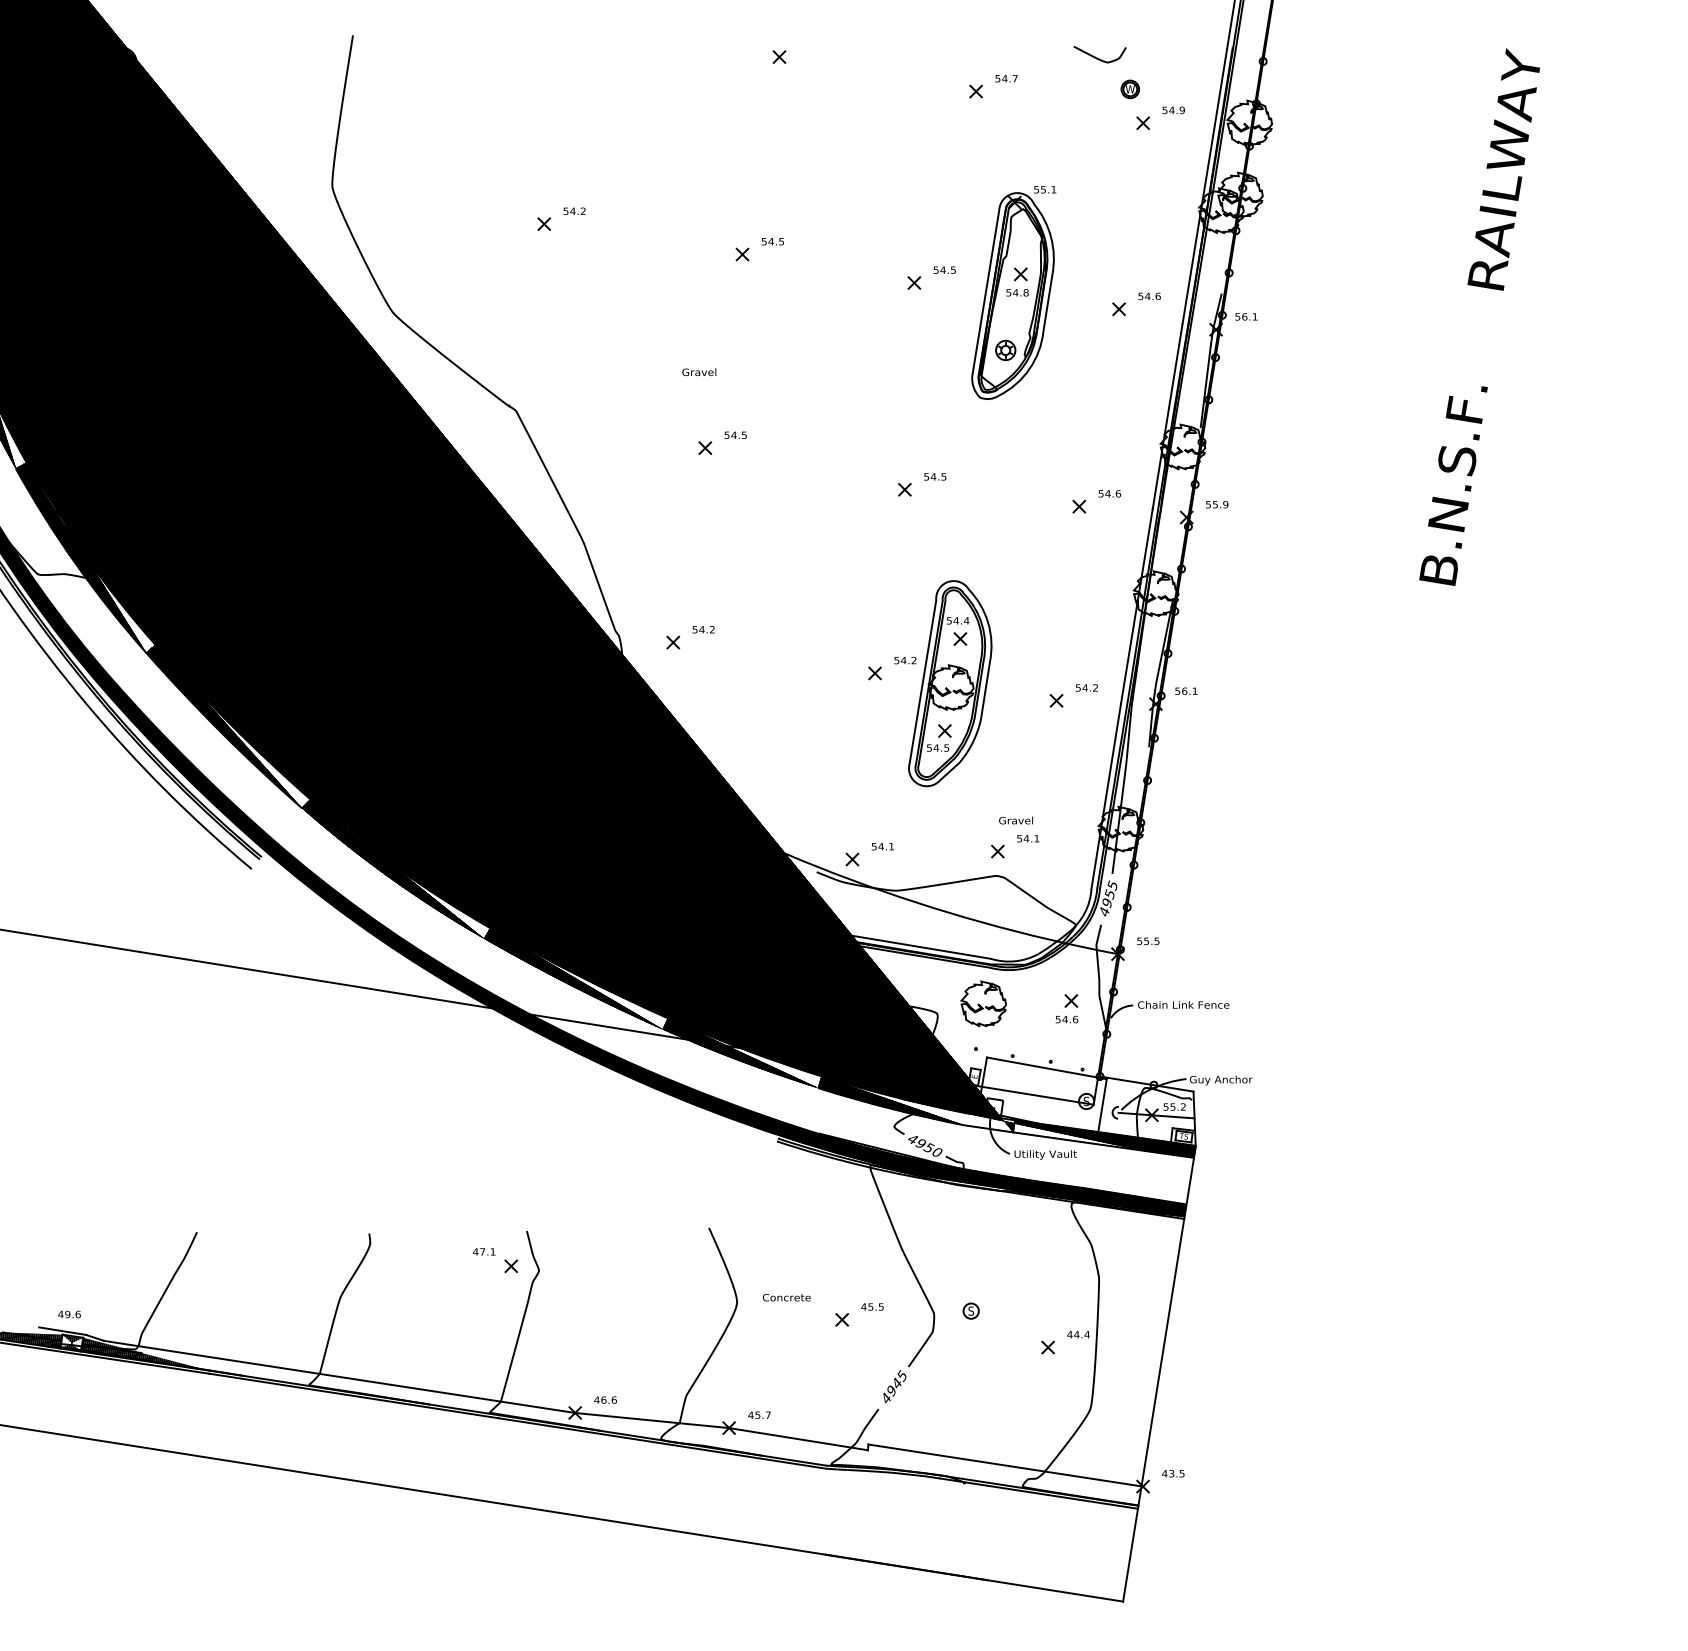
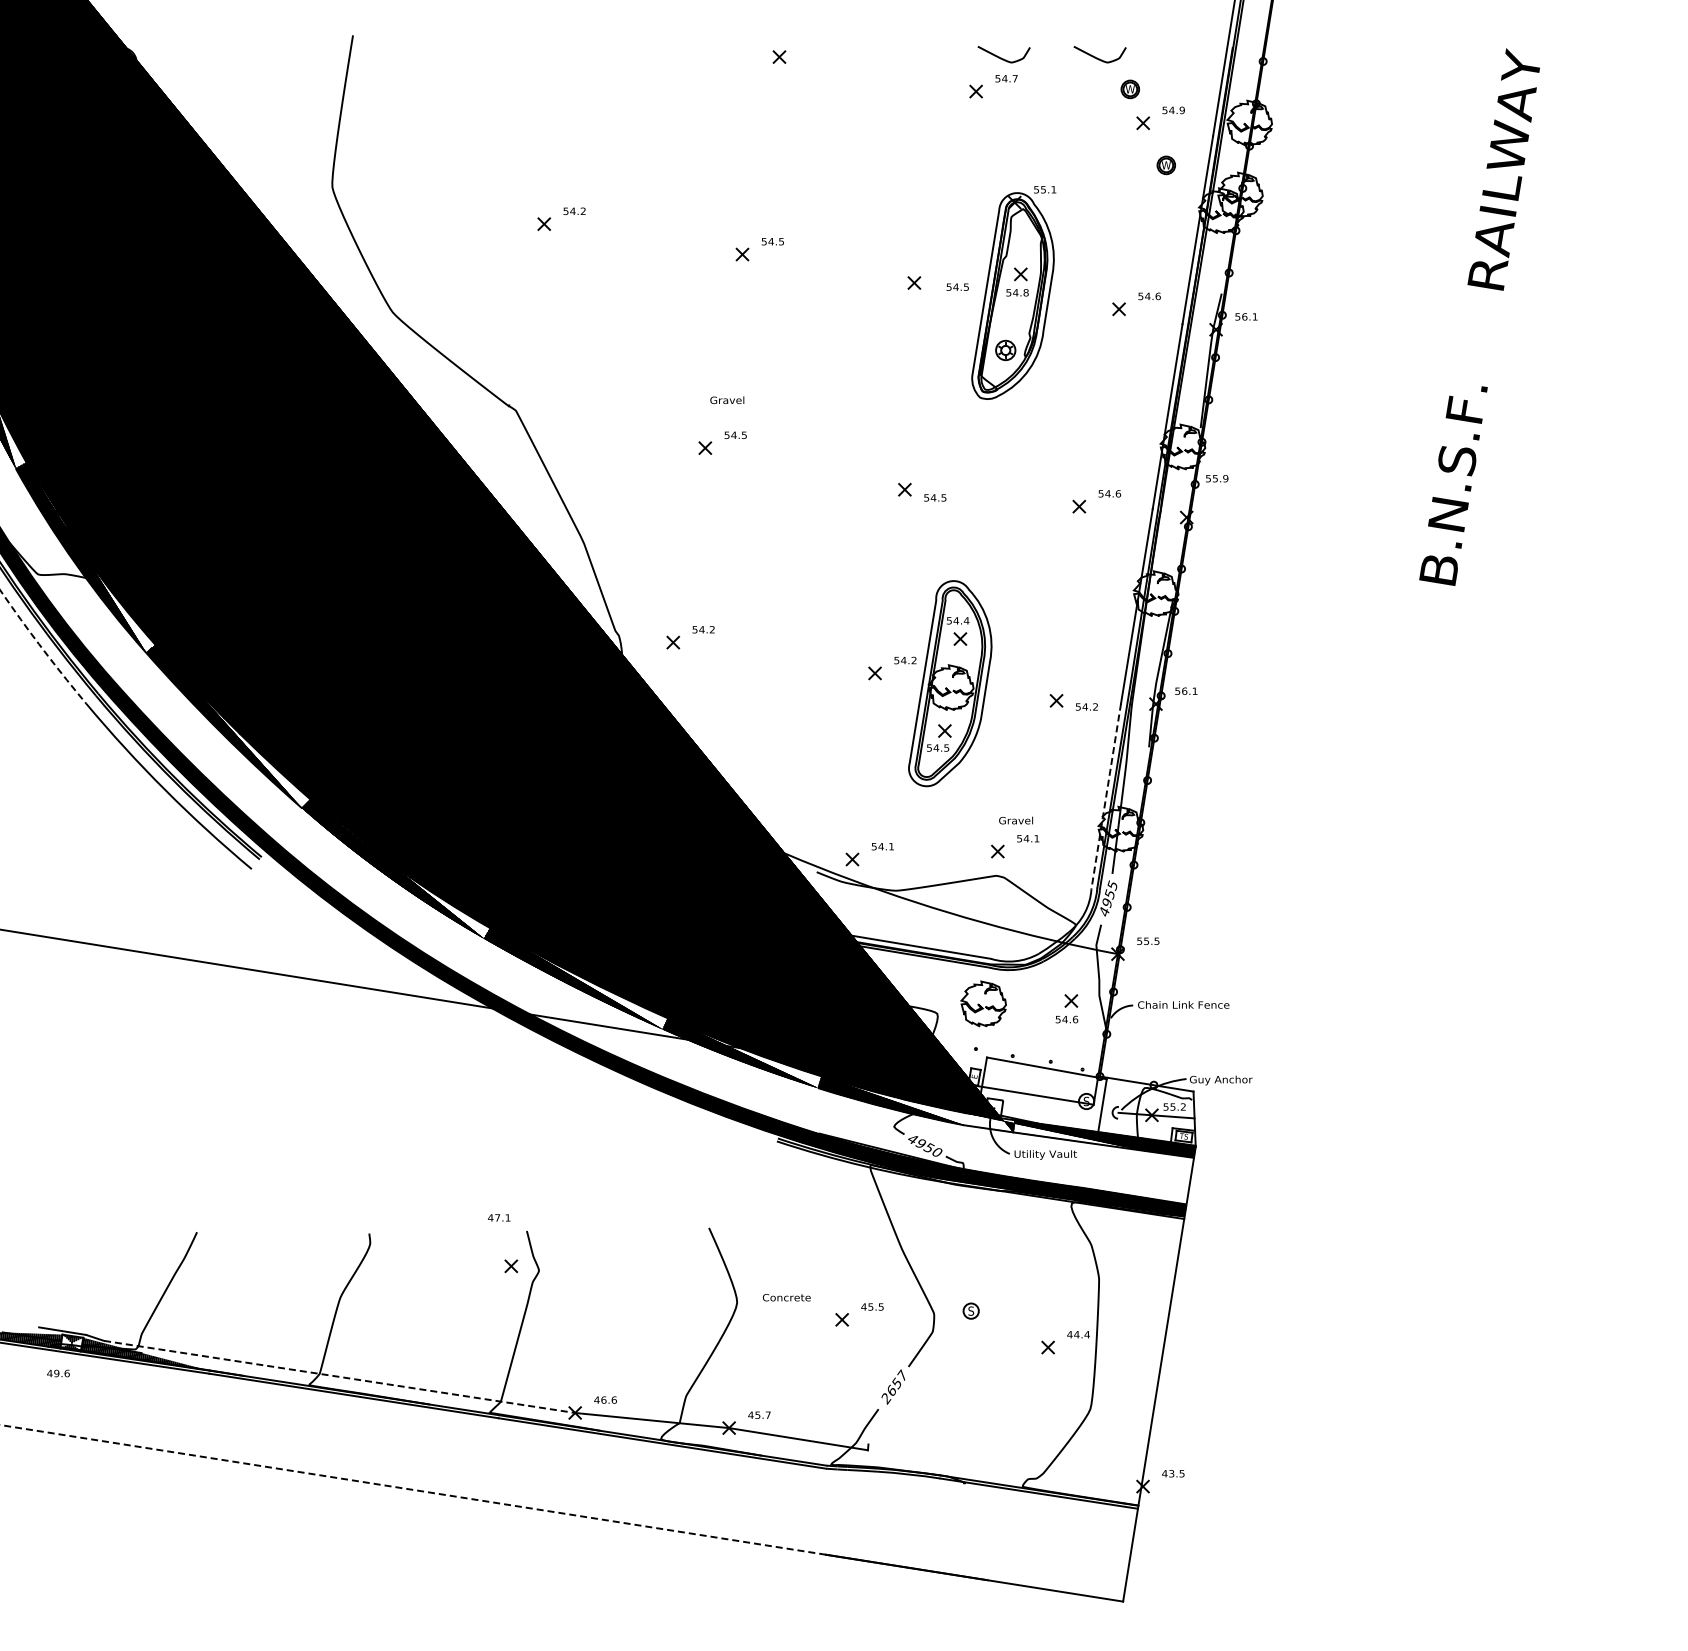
curve: none -> present (1001, 57)
part: none -> present (1165, 165)
text position: (944, 269) -> (957, 286) (957, 286)
text position: (699, 372) -> (727, 400) (727, 400)
text position: (935, 476) -> (935, 497) (935, 497)
text position: (1217, 504) -> (1217, 478) (1217, 478)
arc: solid -> dashed (42, 648)
text position: (1086, 687) -> (1086, 706) (1086, 706)
line: solid -> dashed (1106, 796)
text position: (484, 1251) -> (499, 1217) (499, 1217)
text position: (69, 1314) -> (58, 1373) (58, 1373)
line: solid -> dashed (340, 1377)
text: 4945 -> 2657 (893, 1386)
line: present -> none (1005, 1465)
line: solid -> dashed (413, 1489)
